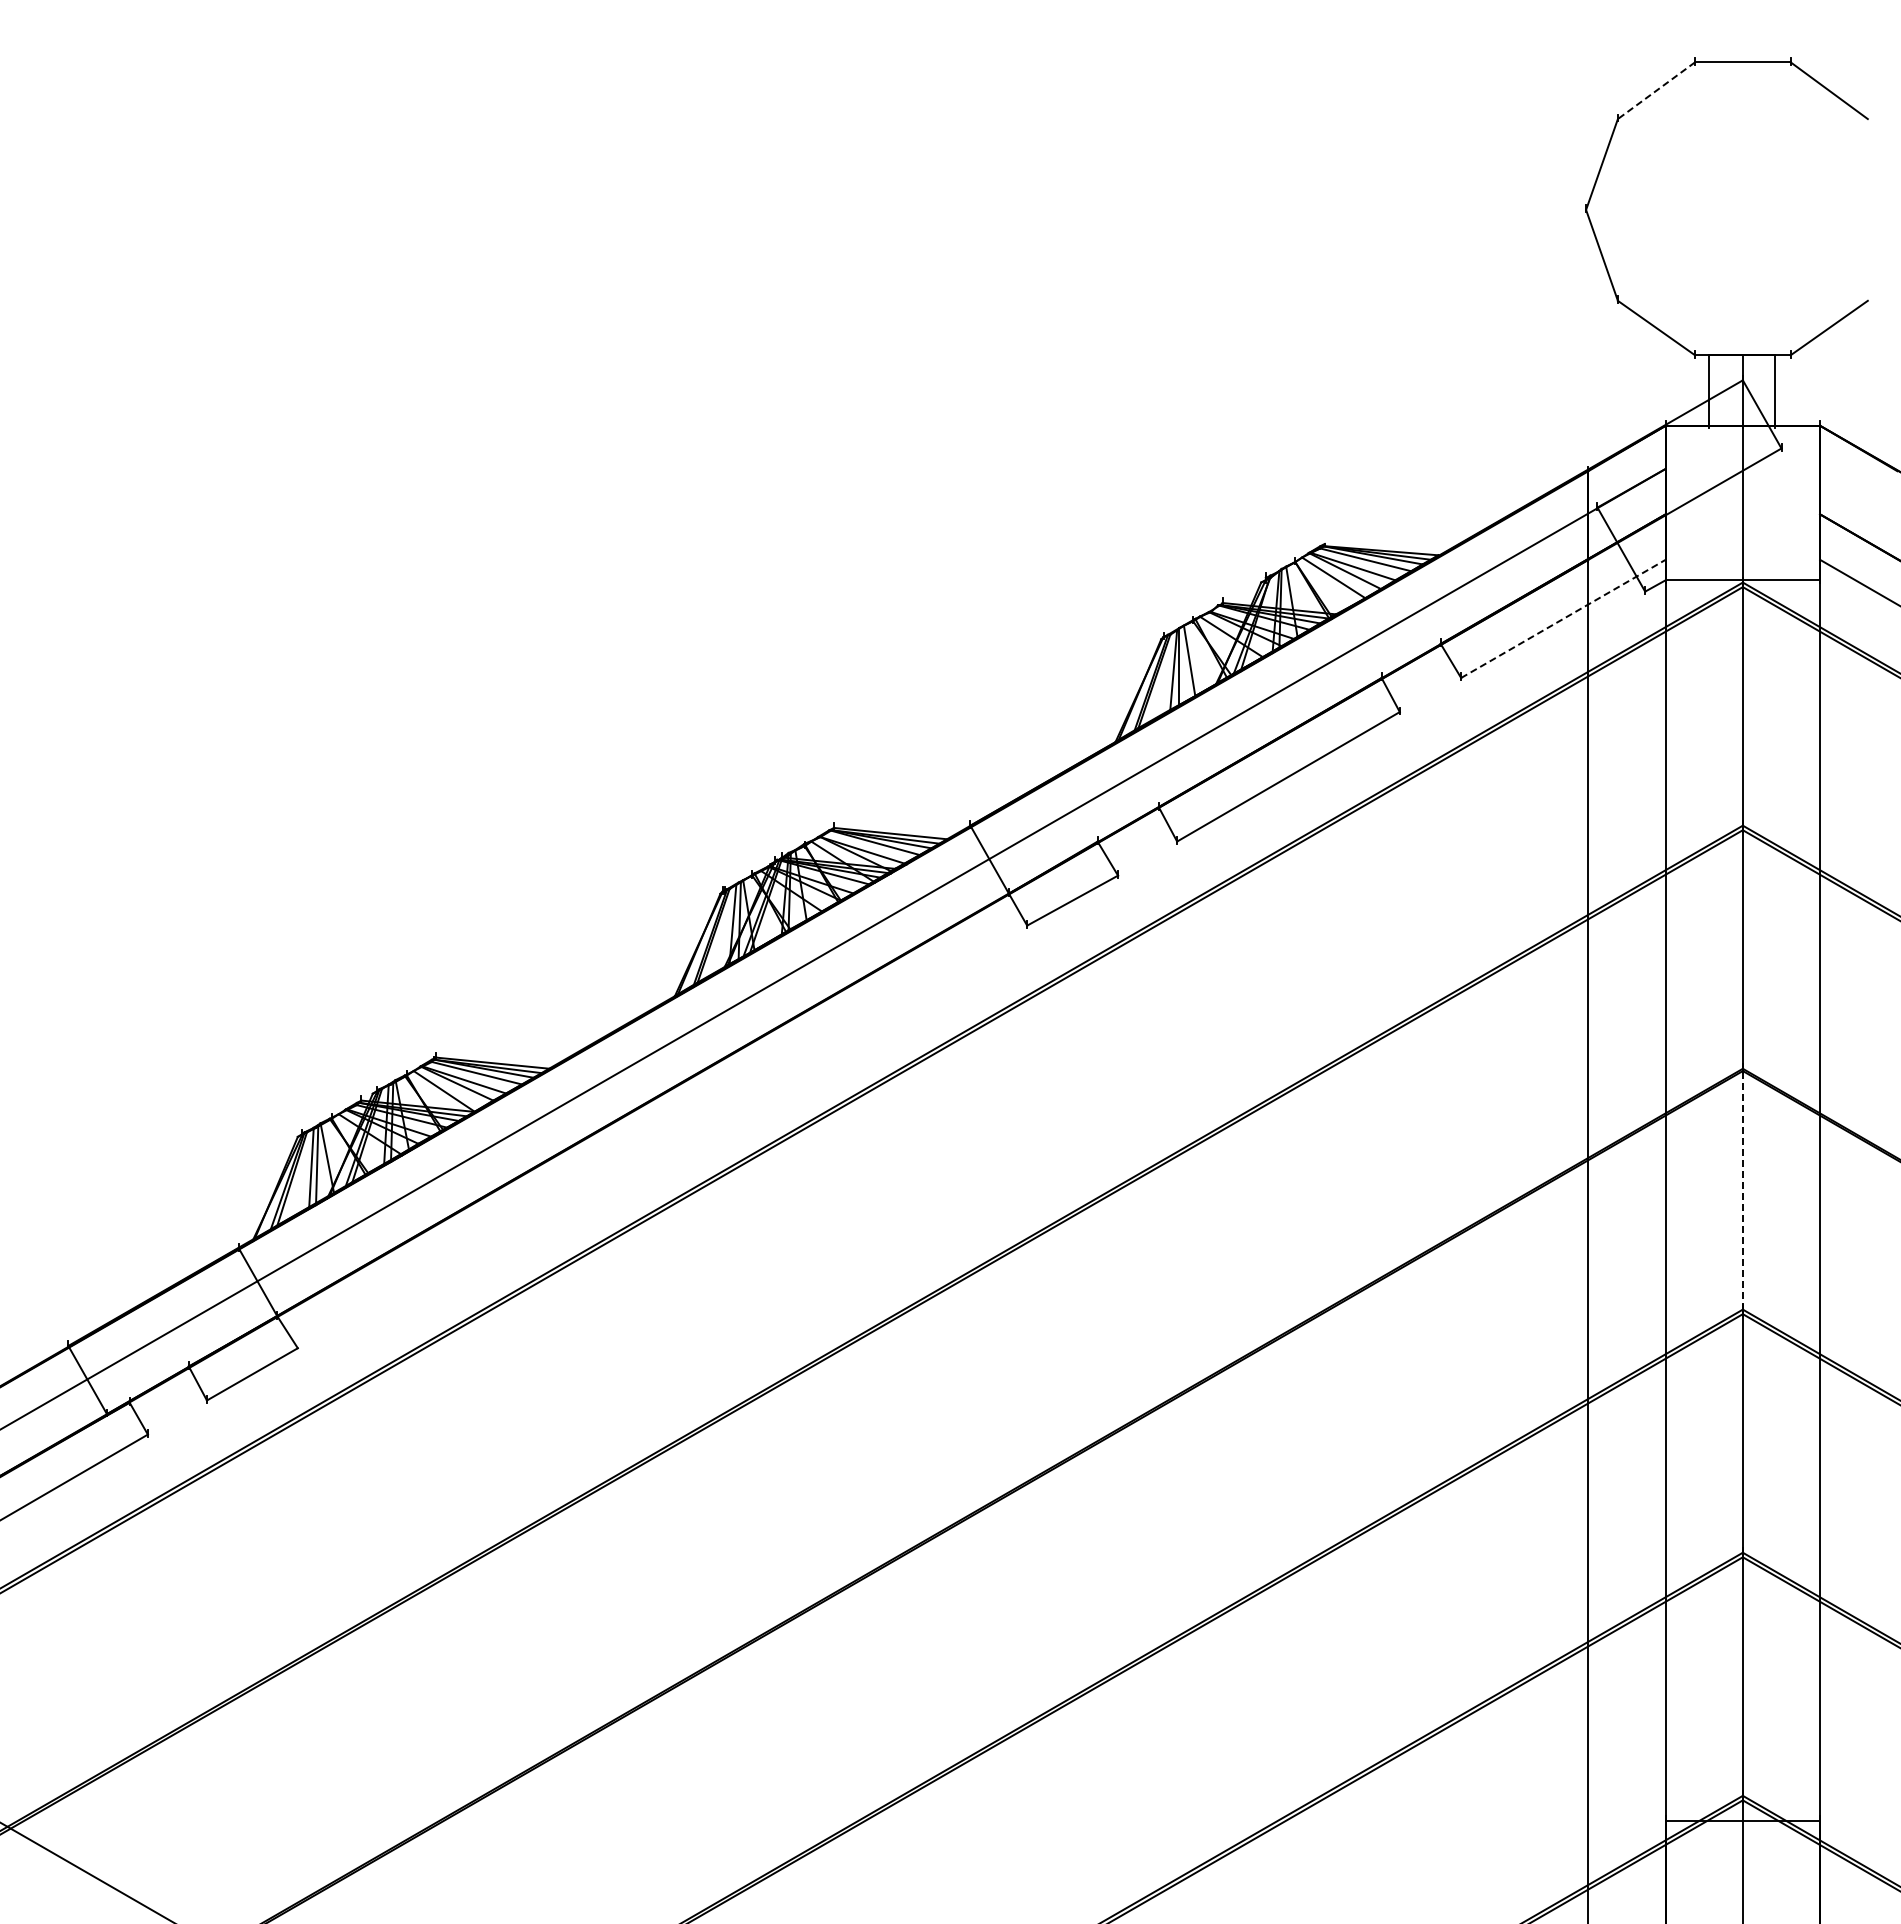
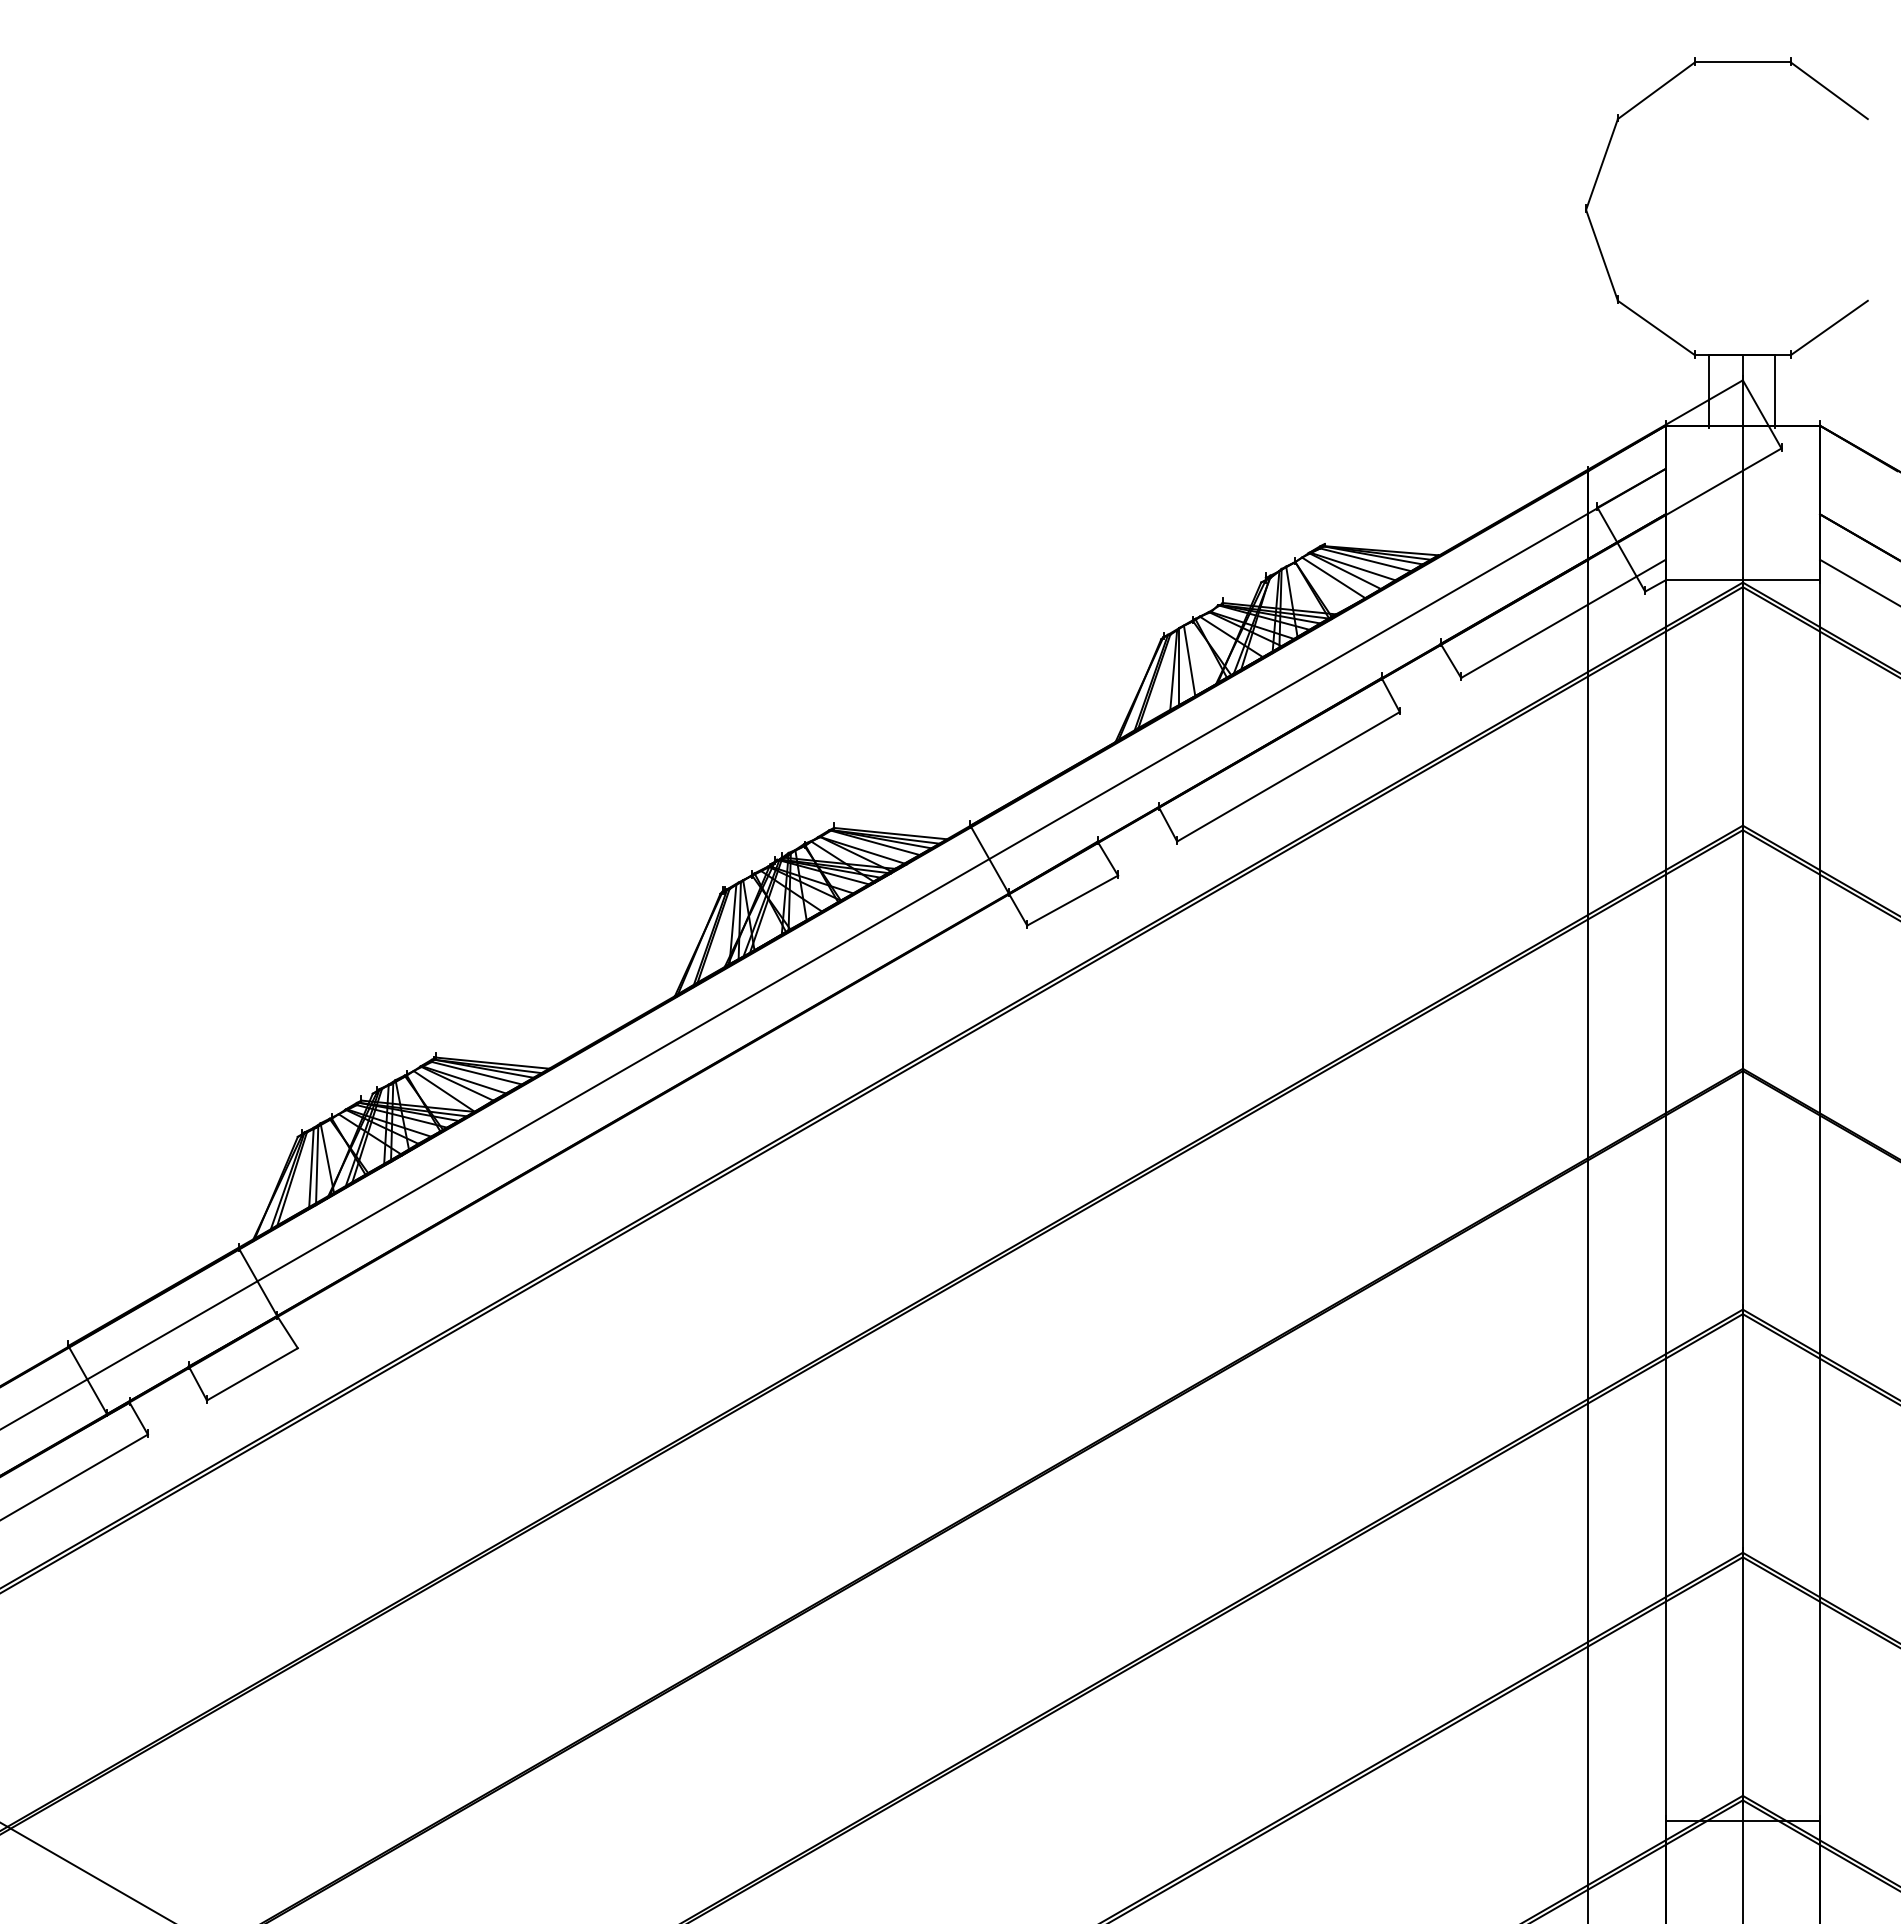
line: dashed -> solid (1656, 90)
line: dashed -> solid (1563, 618)
line: dashed -> solid (1742, 1189)
